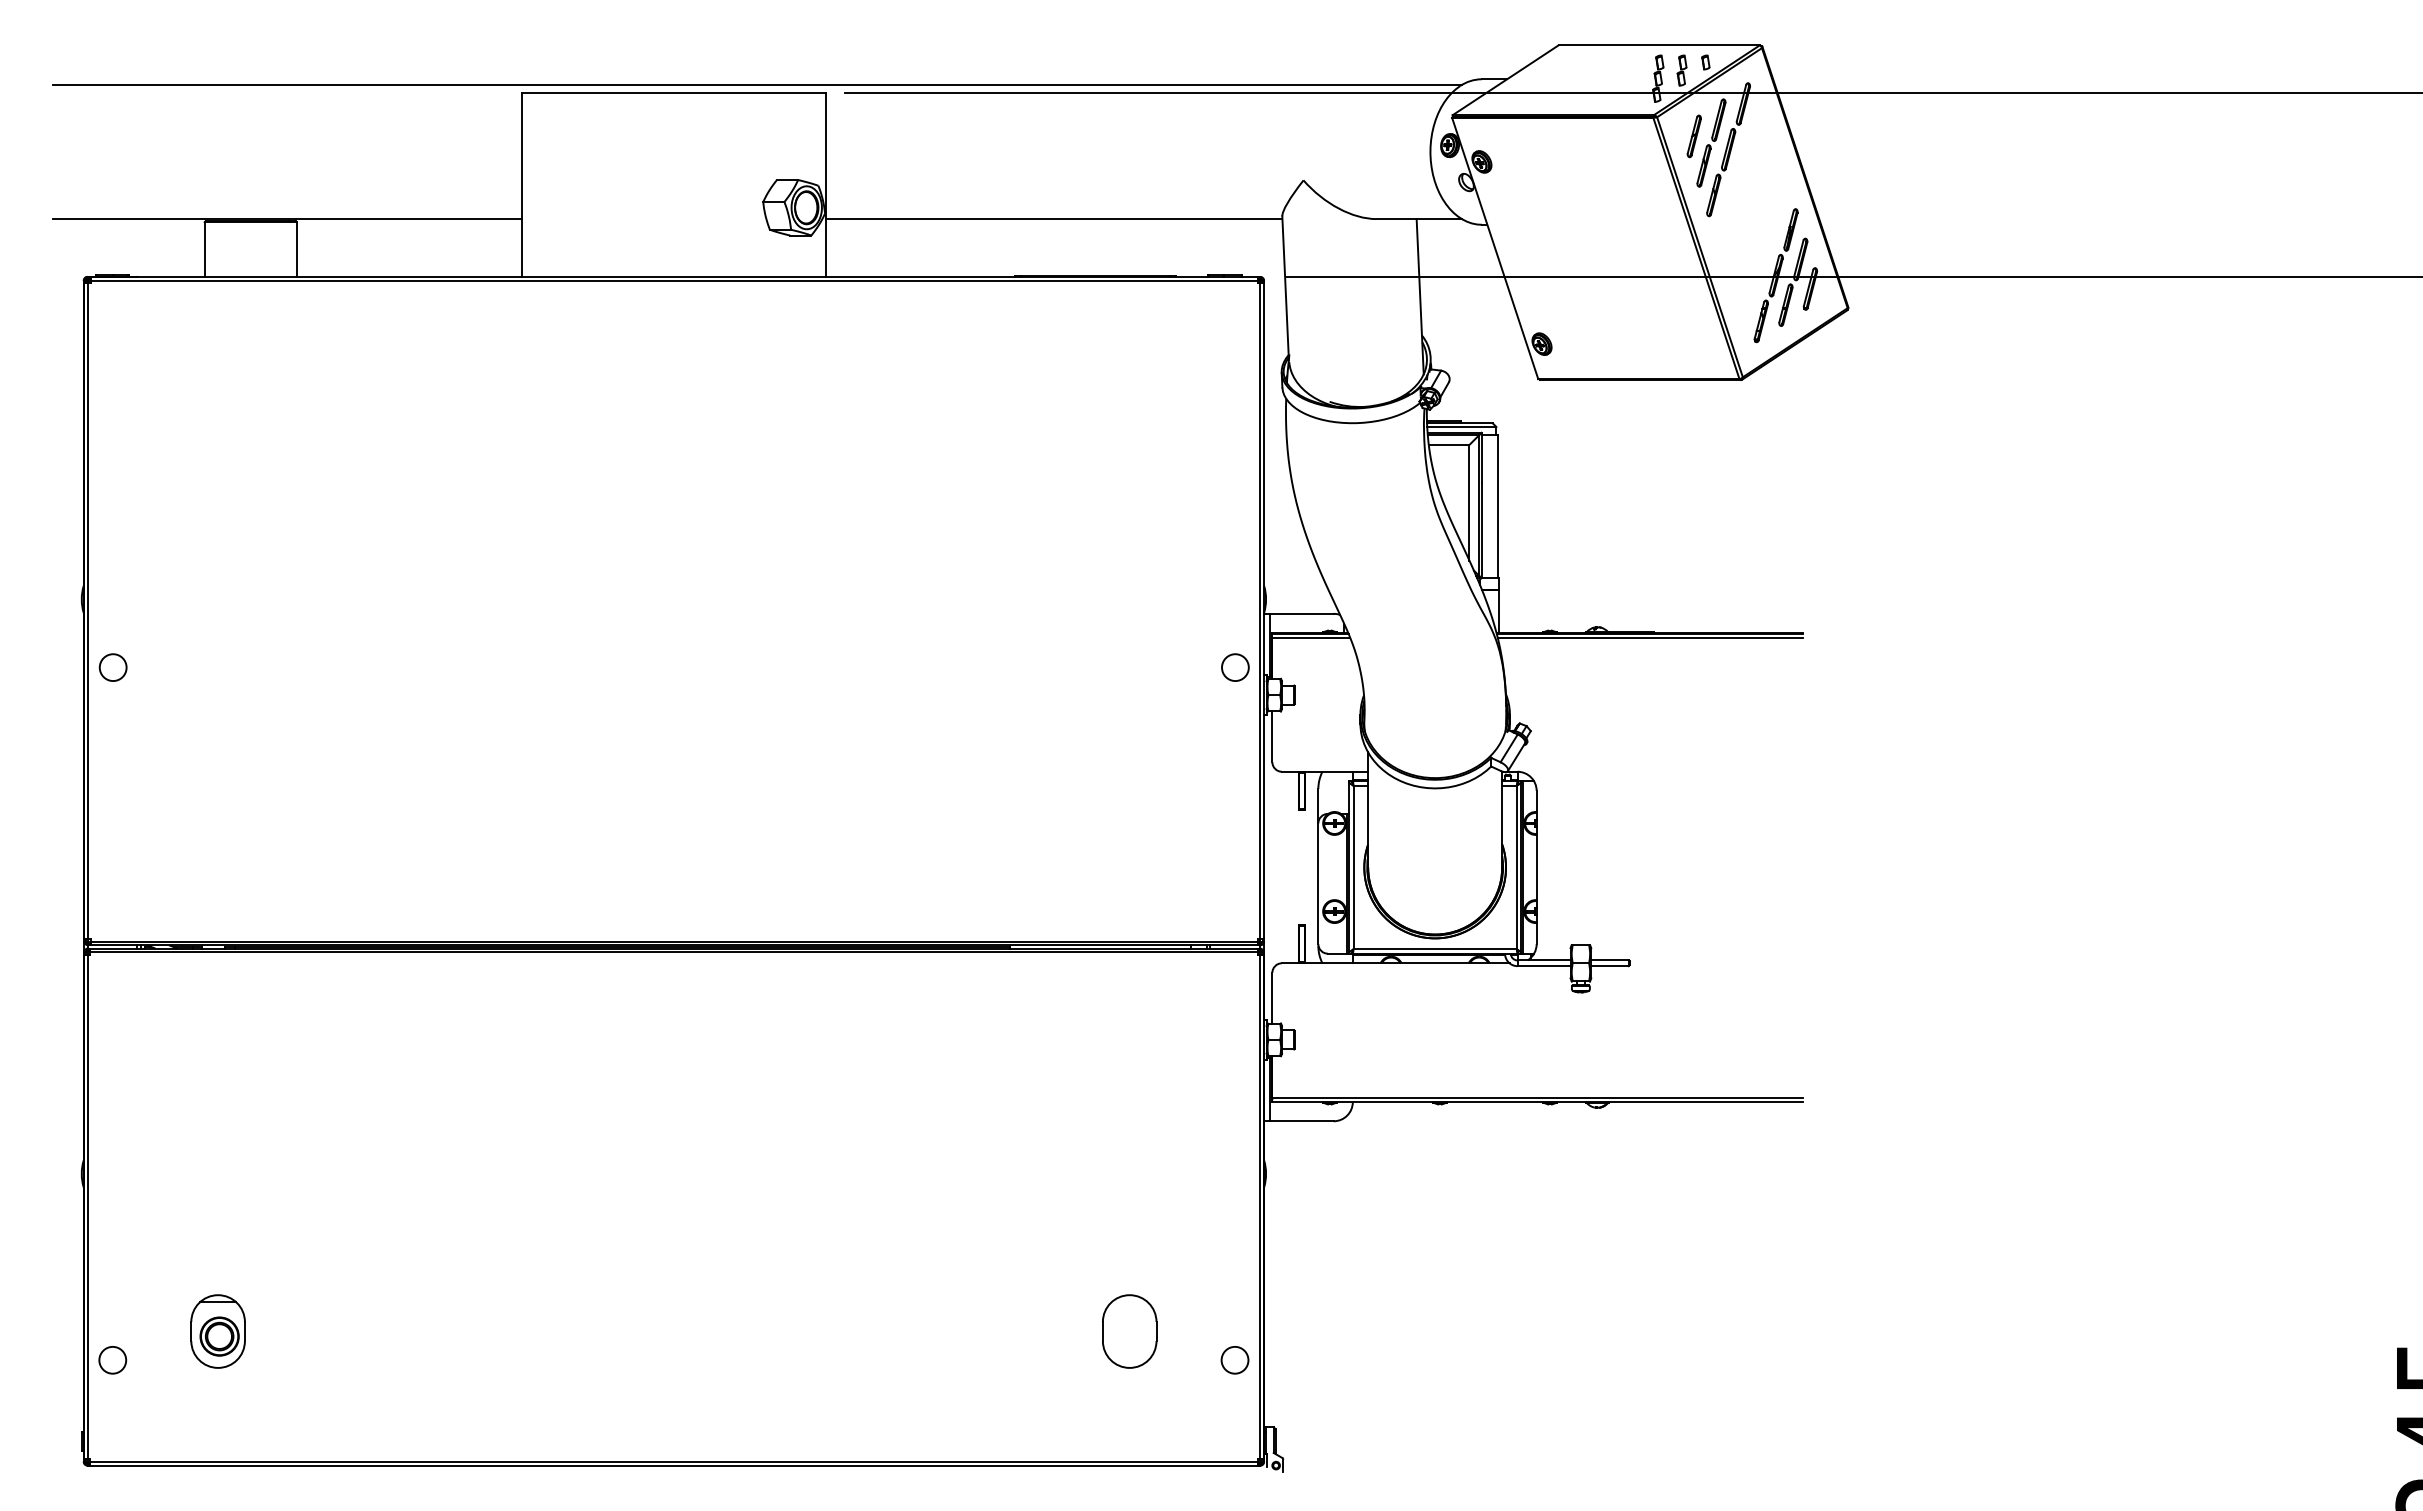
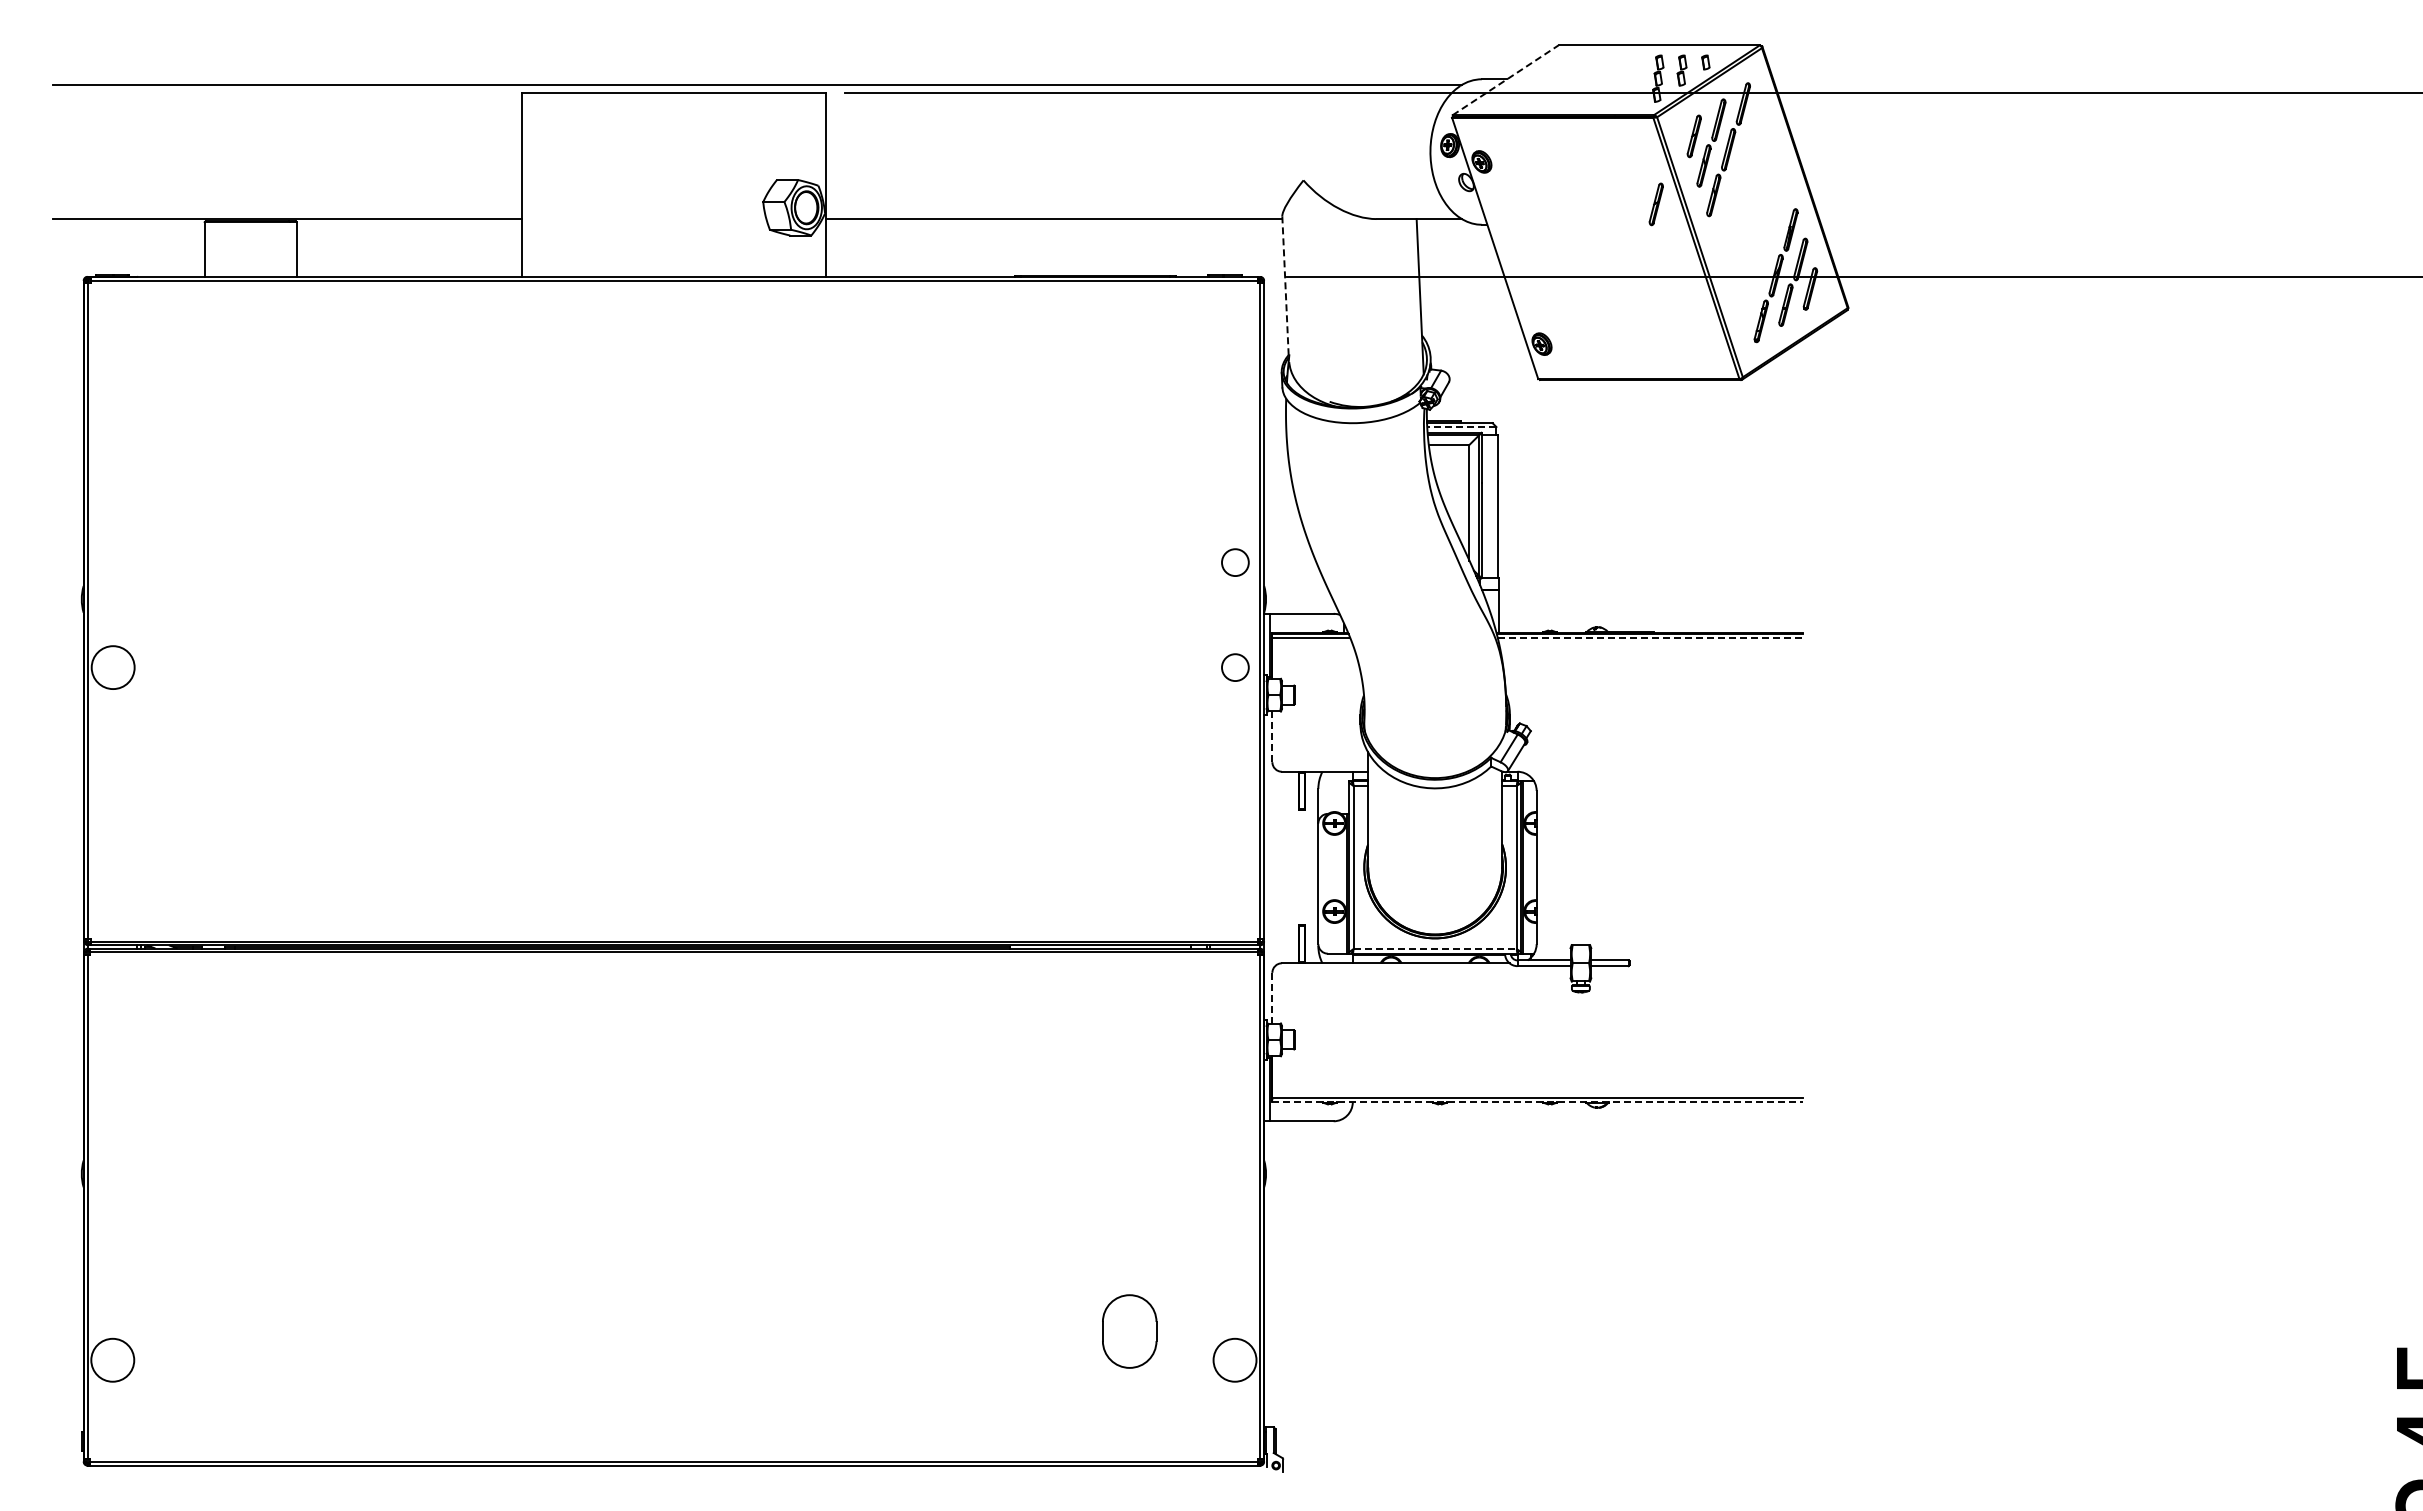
line: solid -> dashed (1506, 80)
part: none -> present (1655, 204)
line: solid -> dashed (1285, 288)
line: solid -> dashed (1461, 427)
circle: none -> present (1235, 562)
line: solid -> dashed (1650, 638)
circle diameter: 27 px -> 43 px (112, 667)
line: solid -> dashed (1272, 736)
line: solid -> dashed (1435, 949)
line: solid -> dashed (1272, 997)
line: solid -> dashed (1538, 1102)
part: present -> none (217, 1331)
circle diameter: 27 px -> 43 px (112, 1359)
circle diameter: 27 px -> 43 px (1234, 1359)
